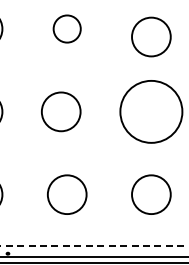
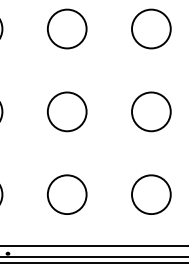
circle diameter: 27 px -> 39 px (66, 28)
circle position: (151, 36) -> (151, 28) (151, 28)
circle position: (61, 111) -> (67, 111) (67, 111)
circle diameter: 62 px -> 39 px (151, 111)
line: dashed -> solid (94, 245)
